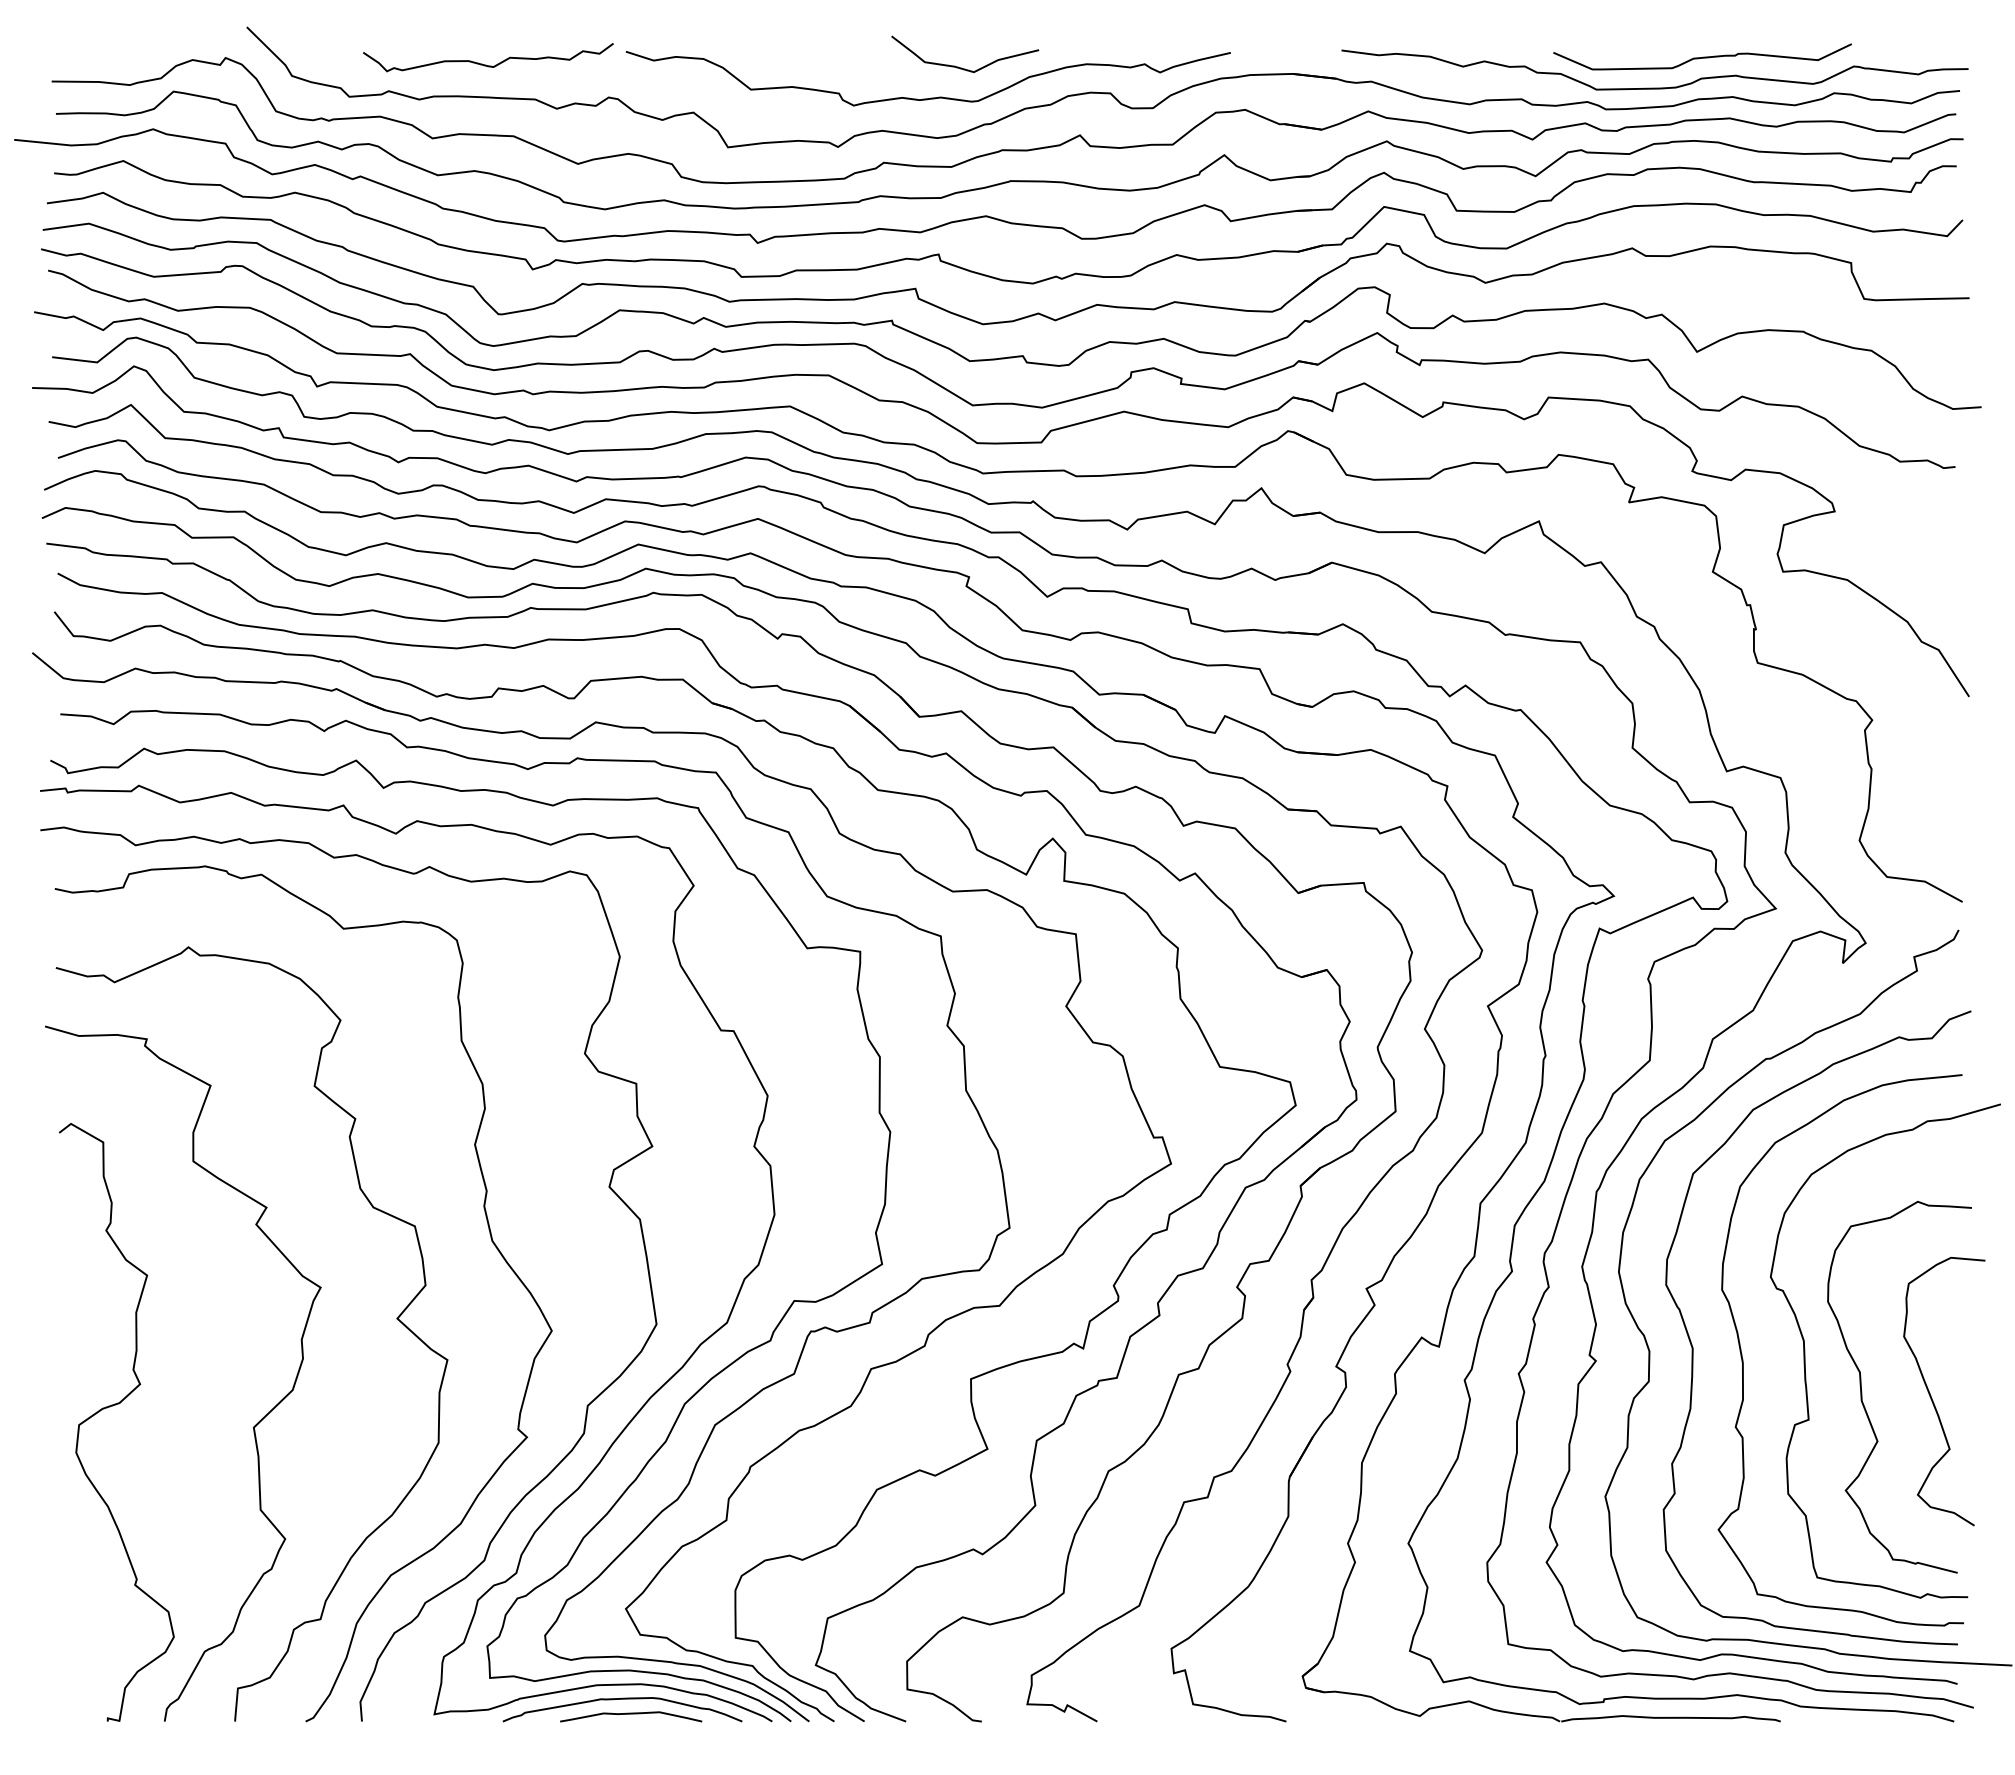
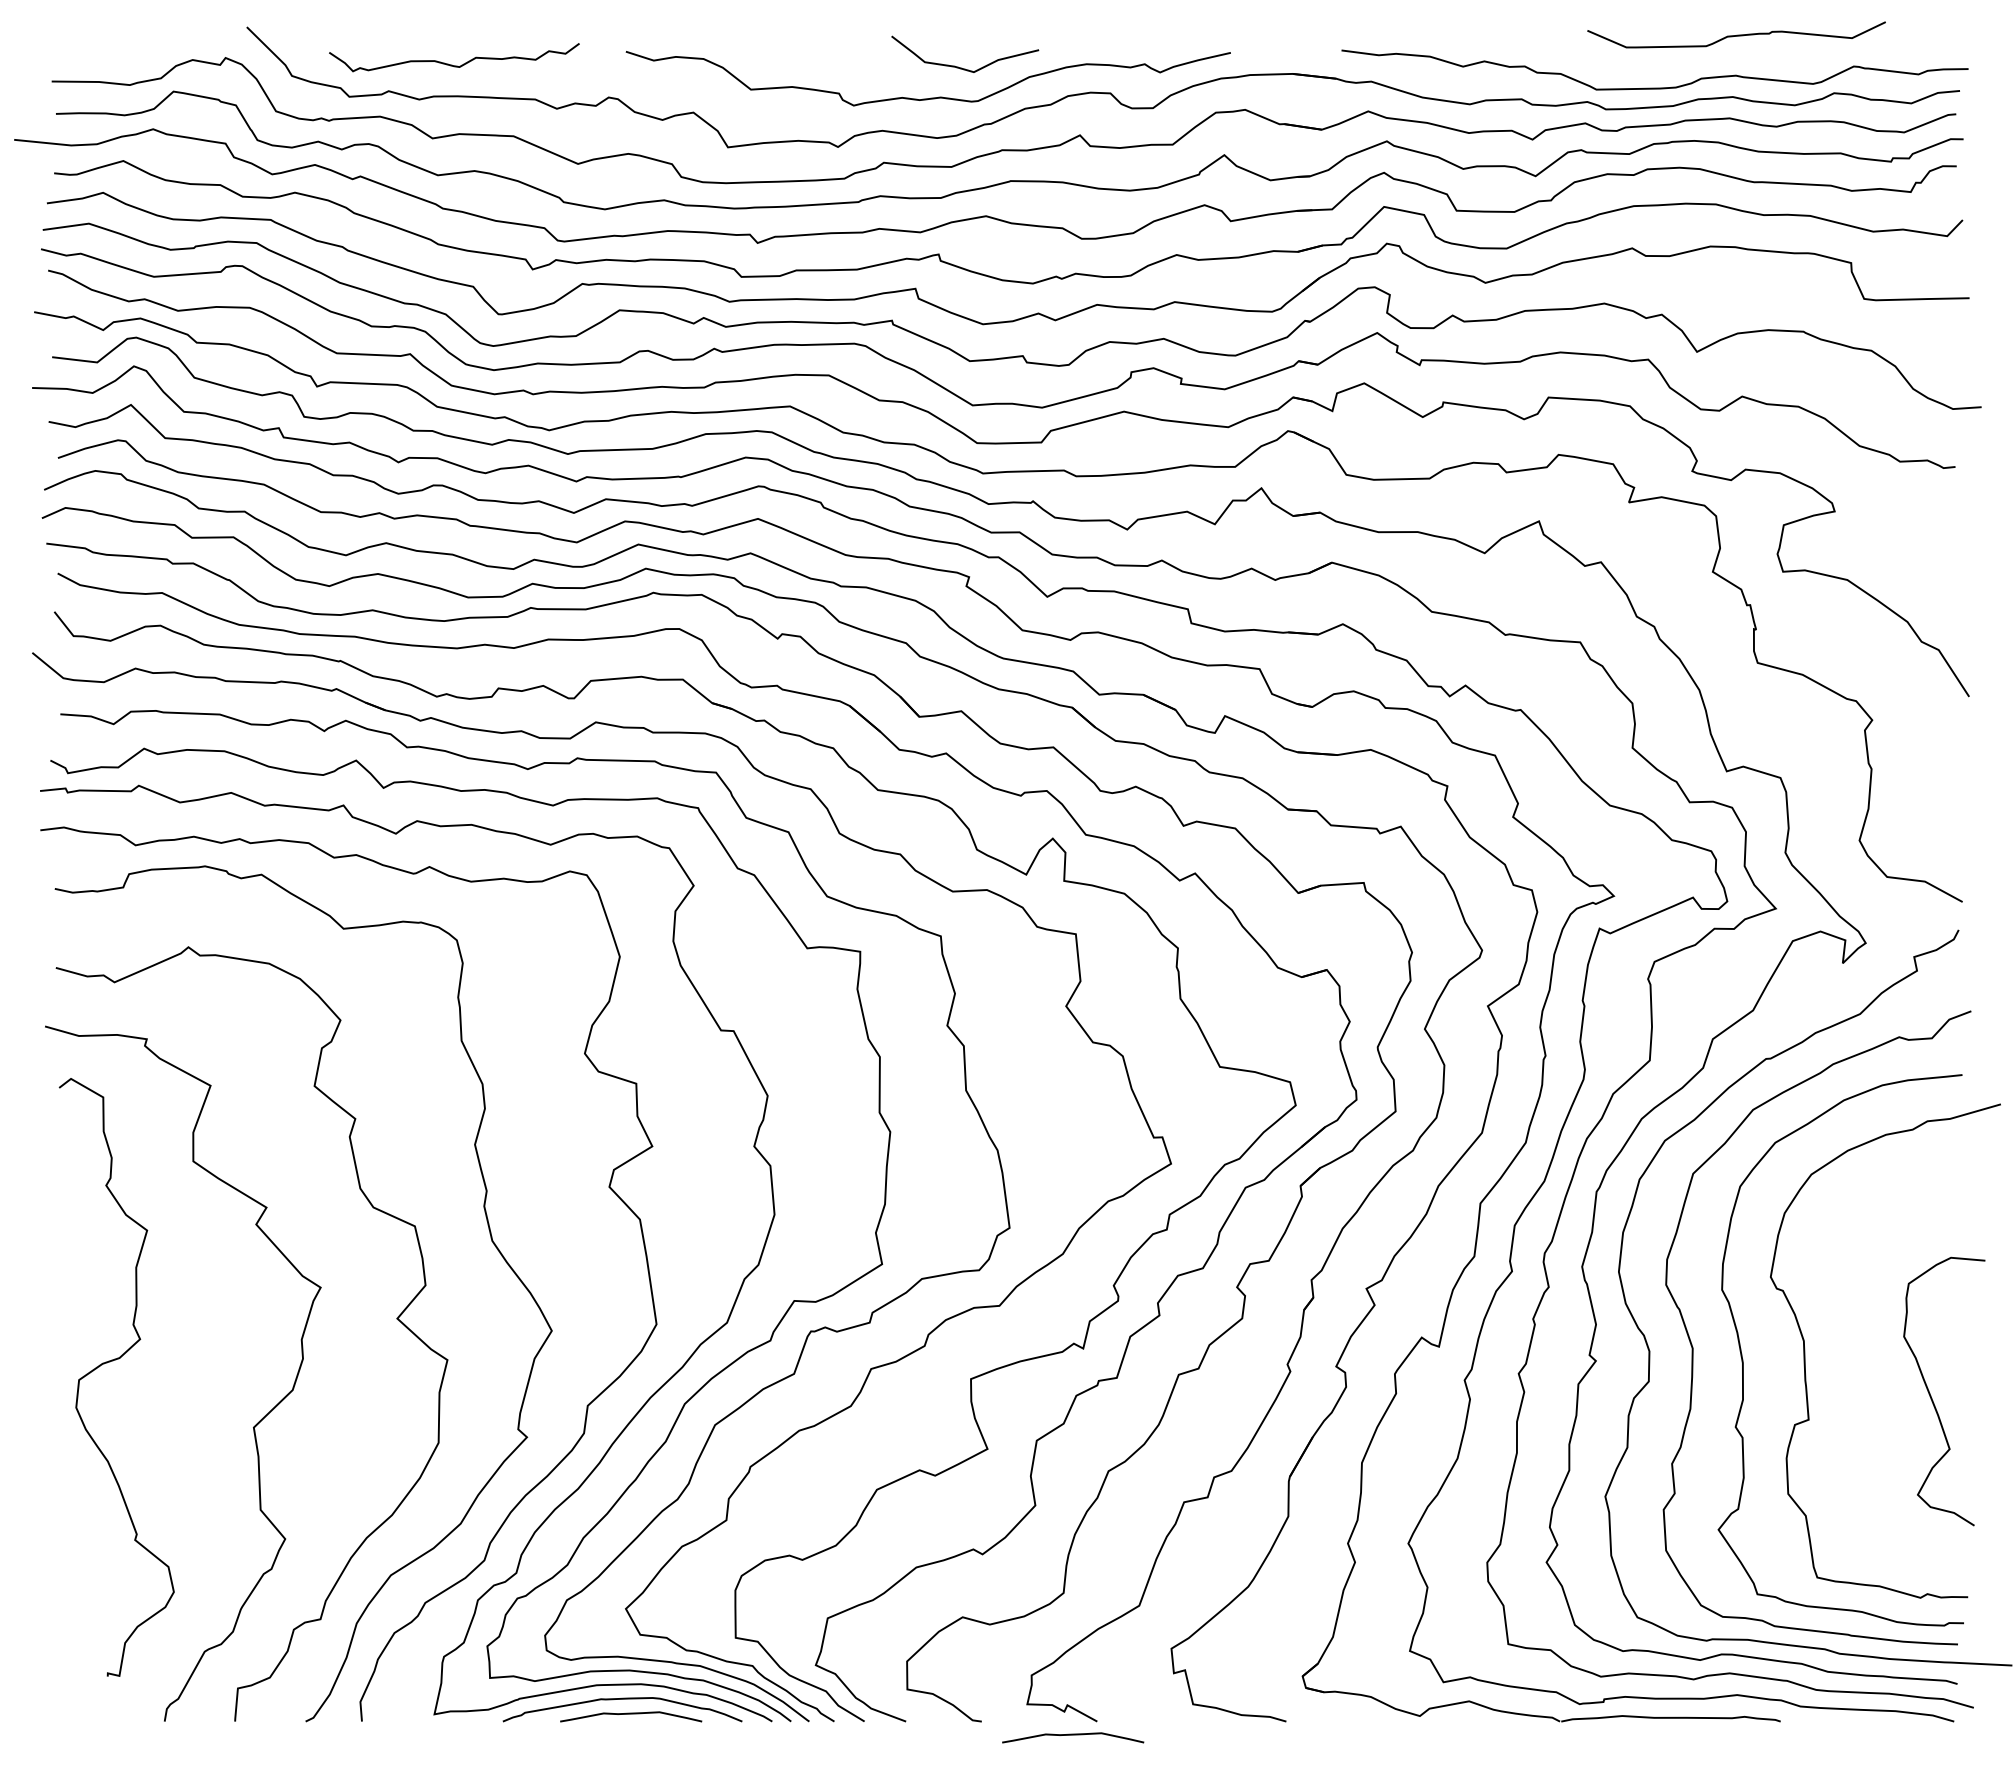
curve position: (1703, 56) -> (1737, 34) (1737, 34)
curve position: (486, 64) -> (452, 64) (452, 64)
curve: present -> none (1862, 1391)
curve position: (110, 1407) -> (110, 1362) (110, 1362)
curve: none -> present (1073, 1735)
